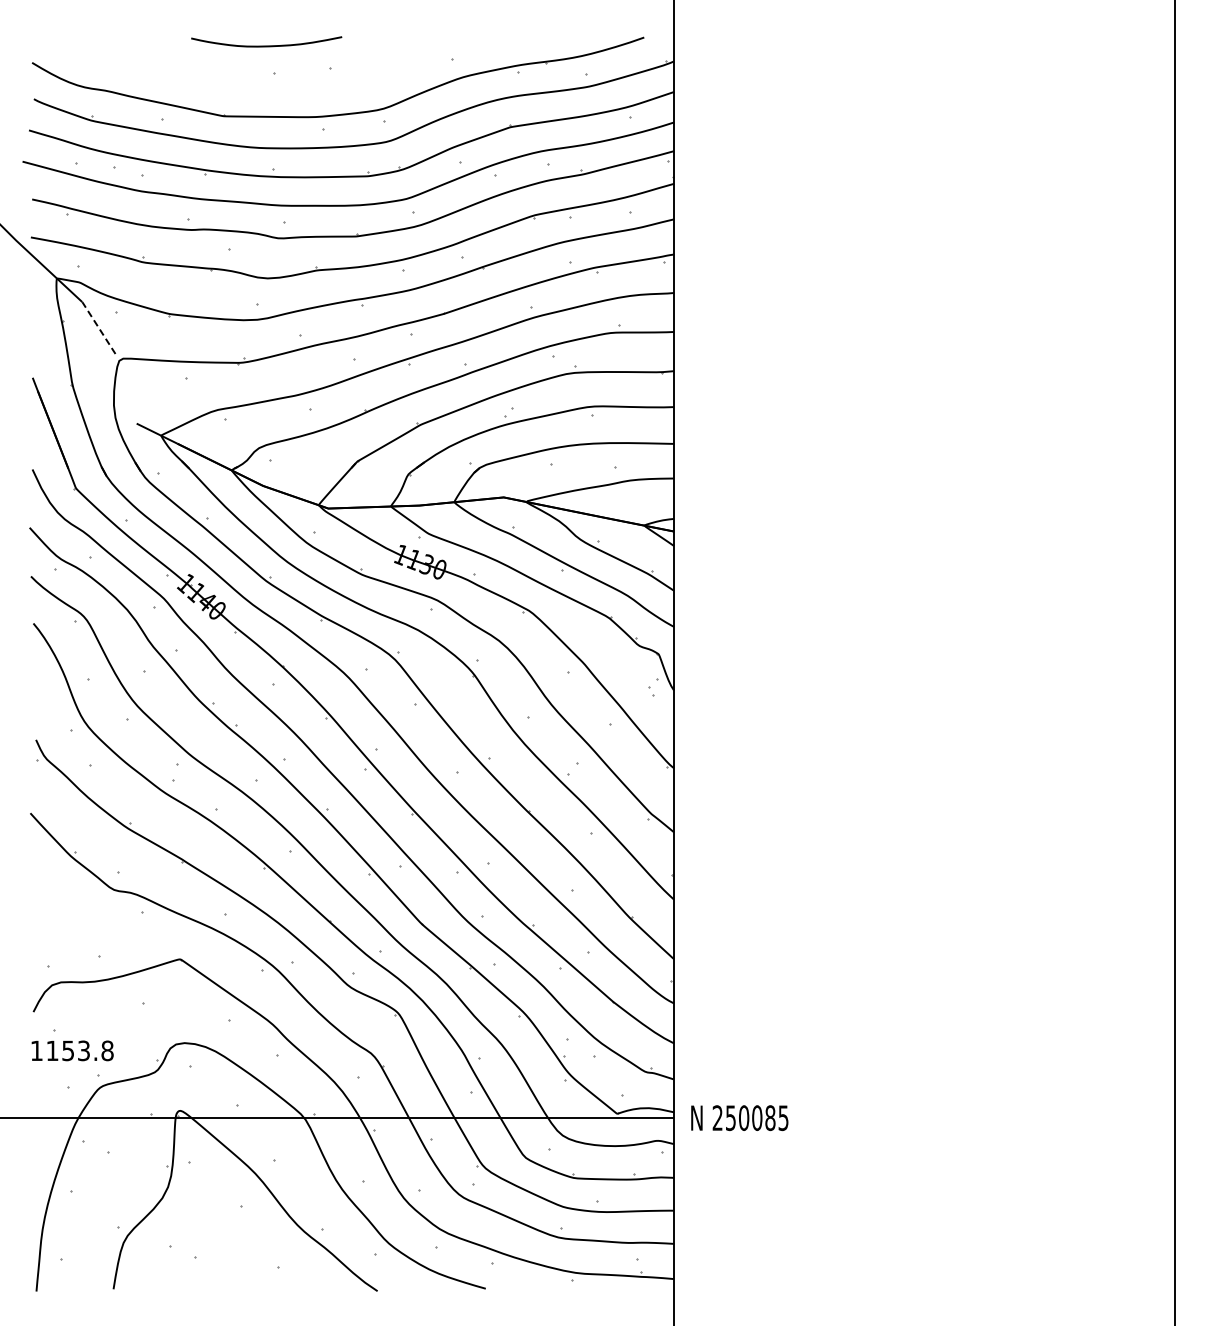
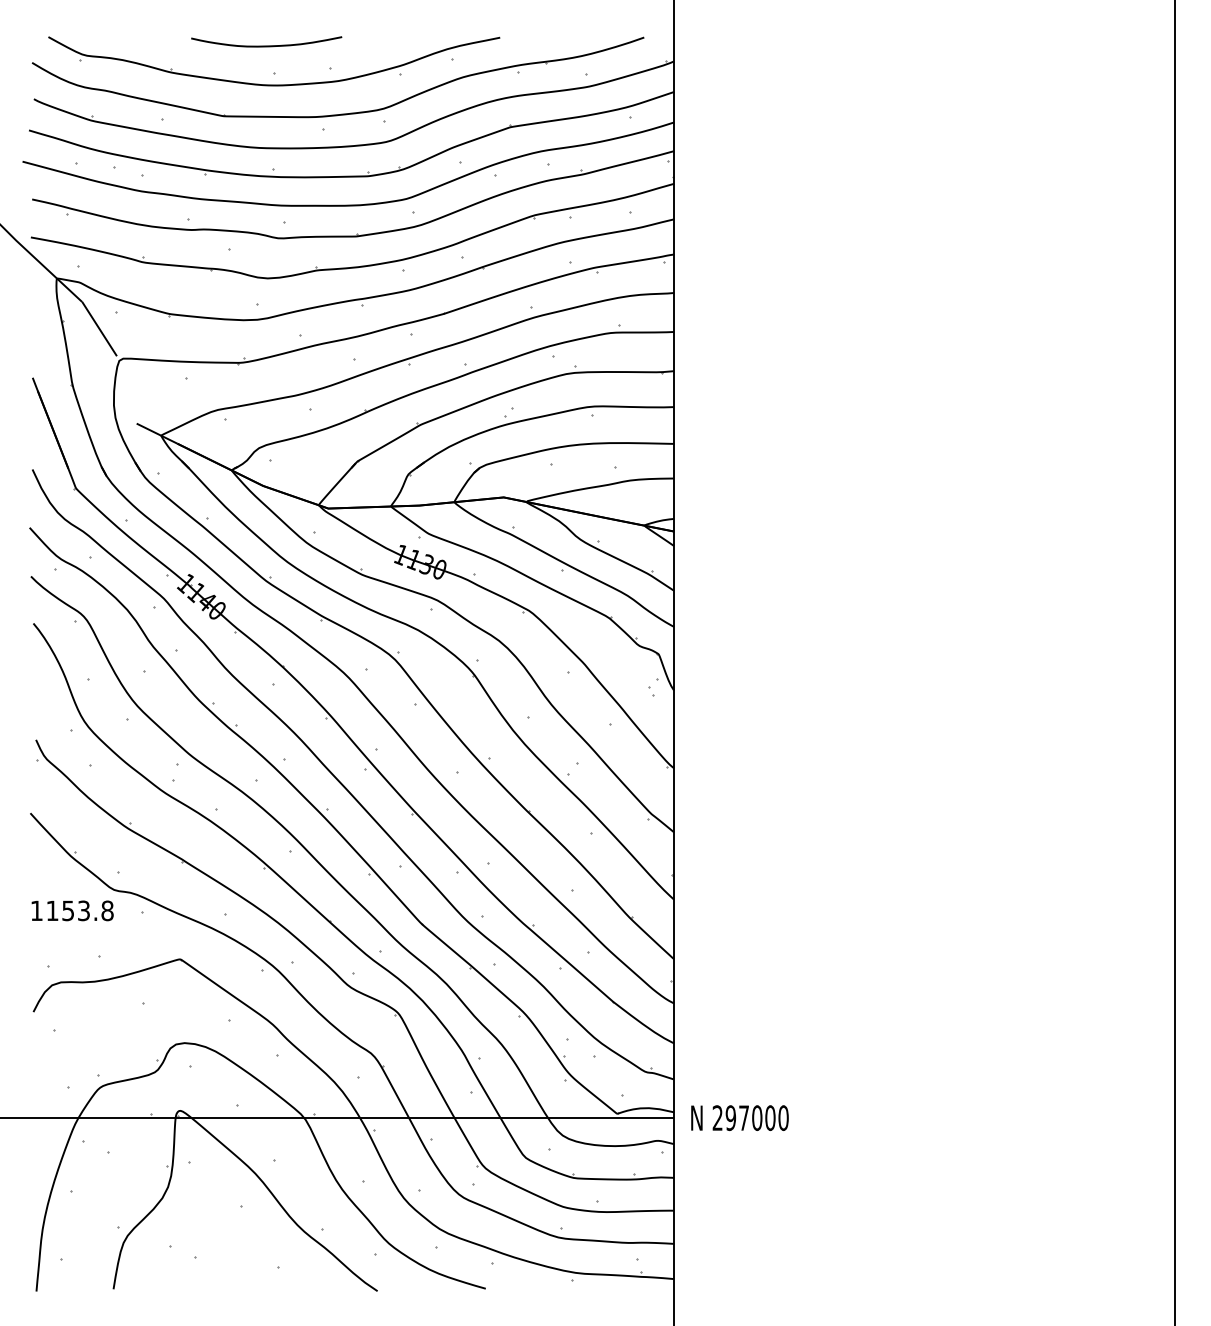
part: none -> present (274, 84)
line: dashed -> solid (99, 328)
text position: (72, 1050) -> (72, 910) (72, 910)
text: 250085 -> 297000 (756, 1118)
